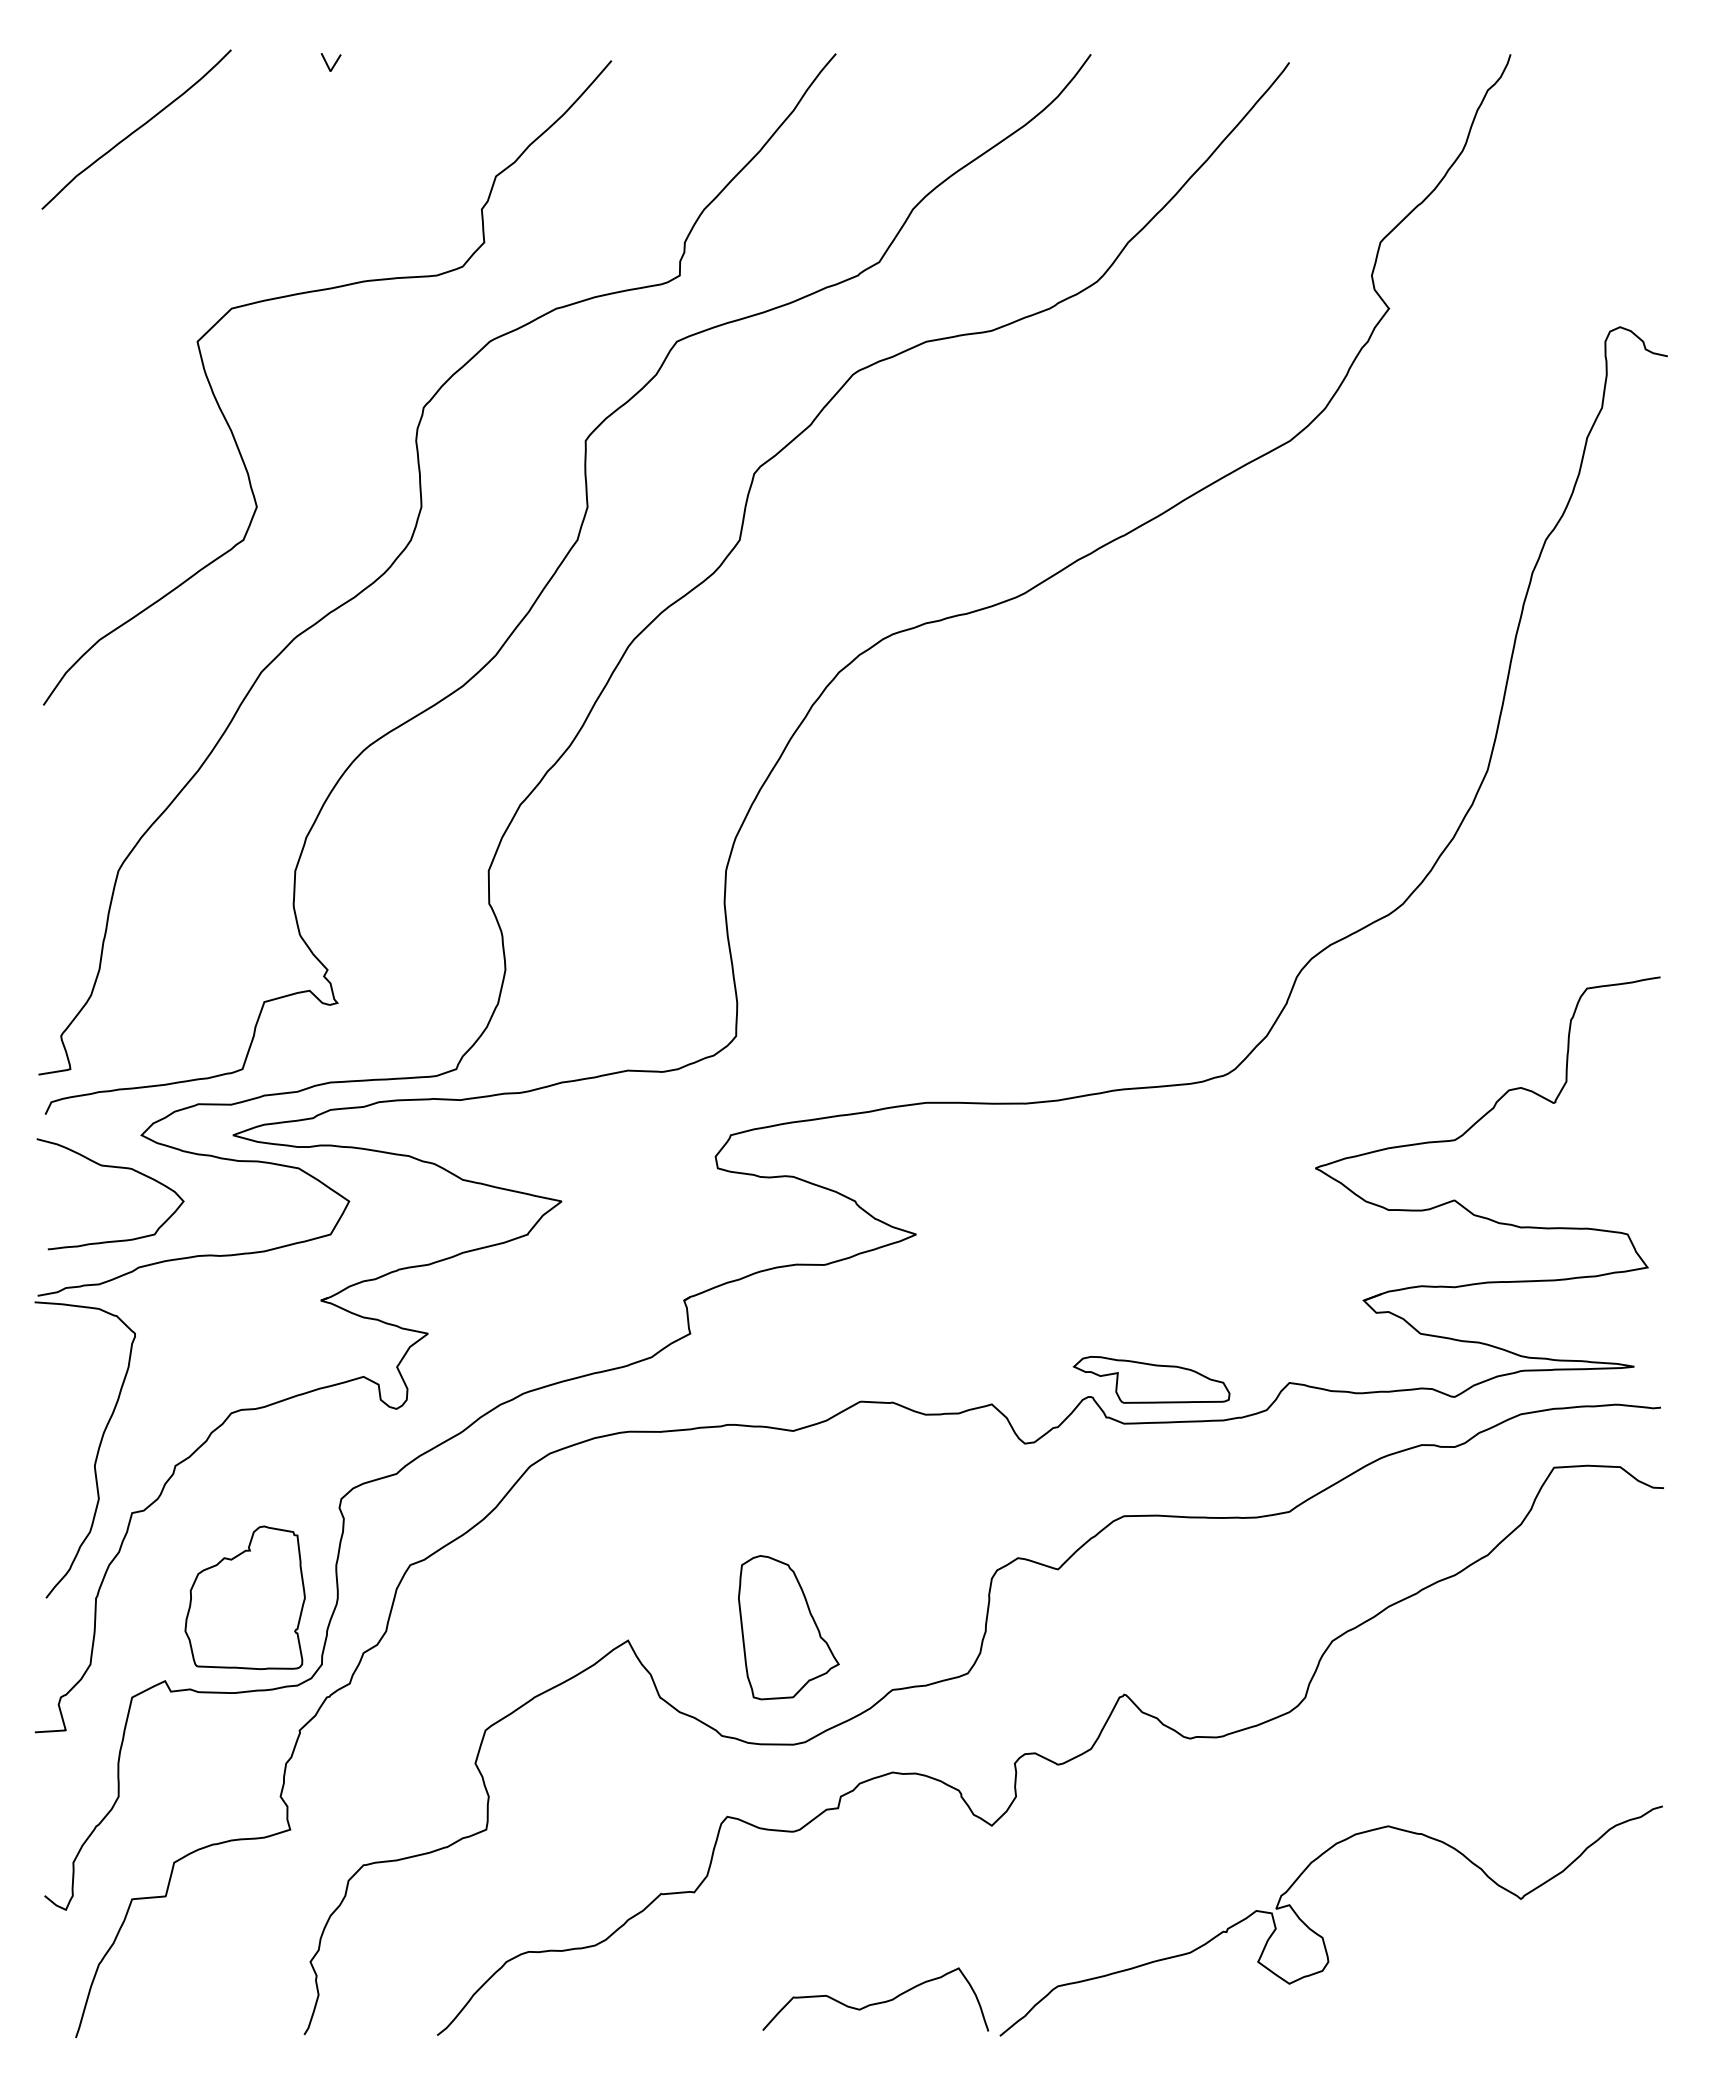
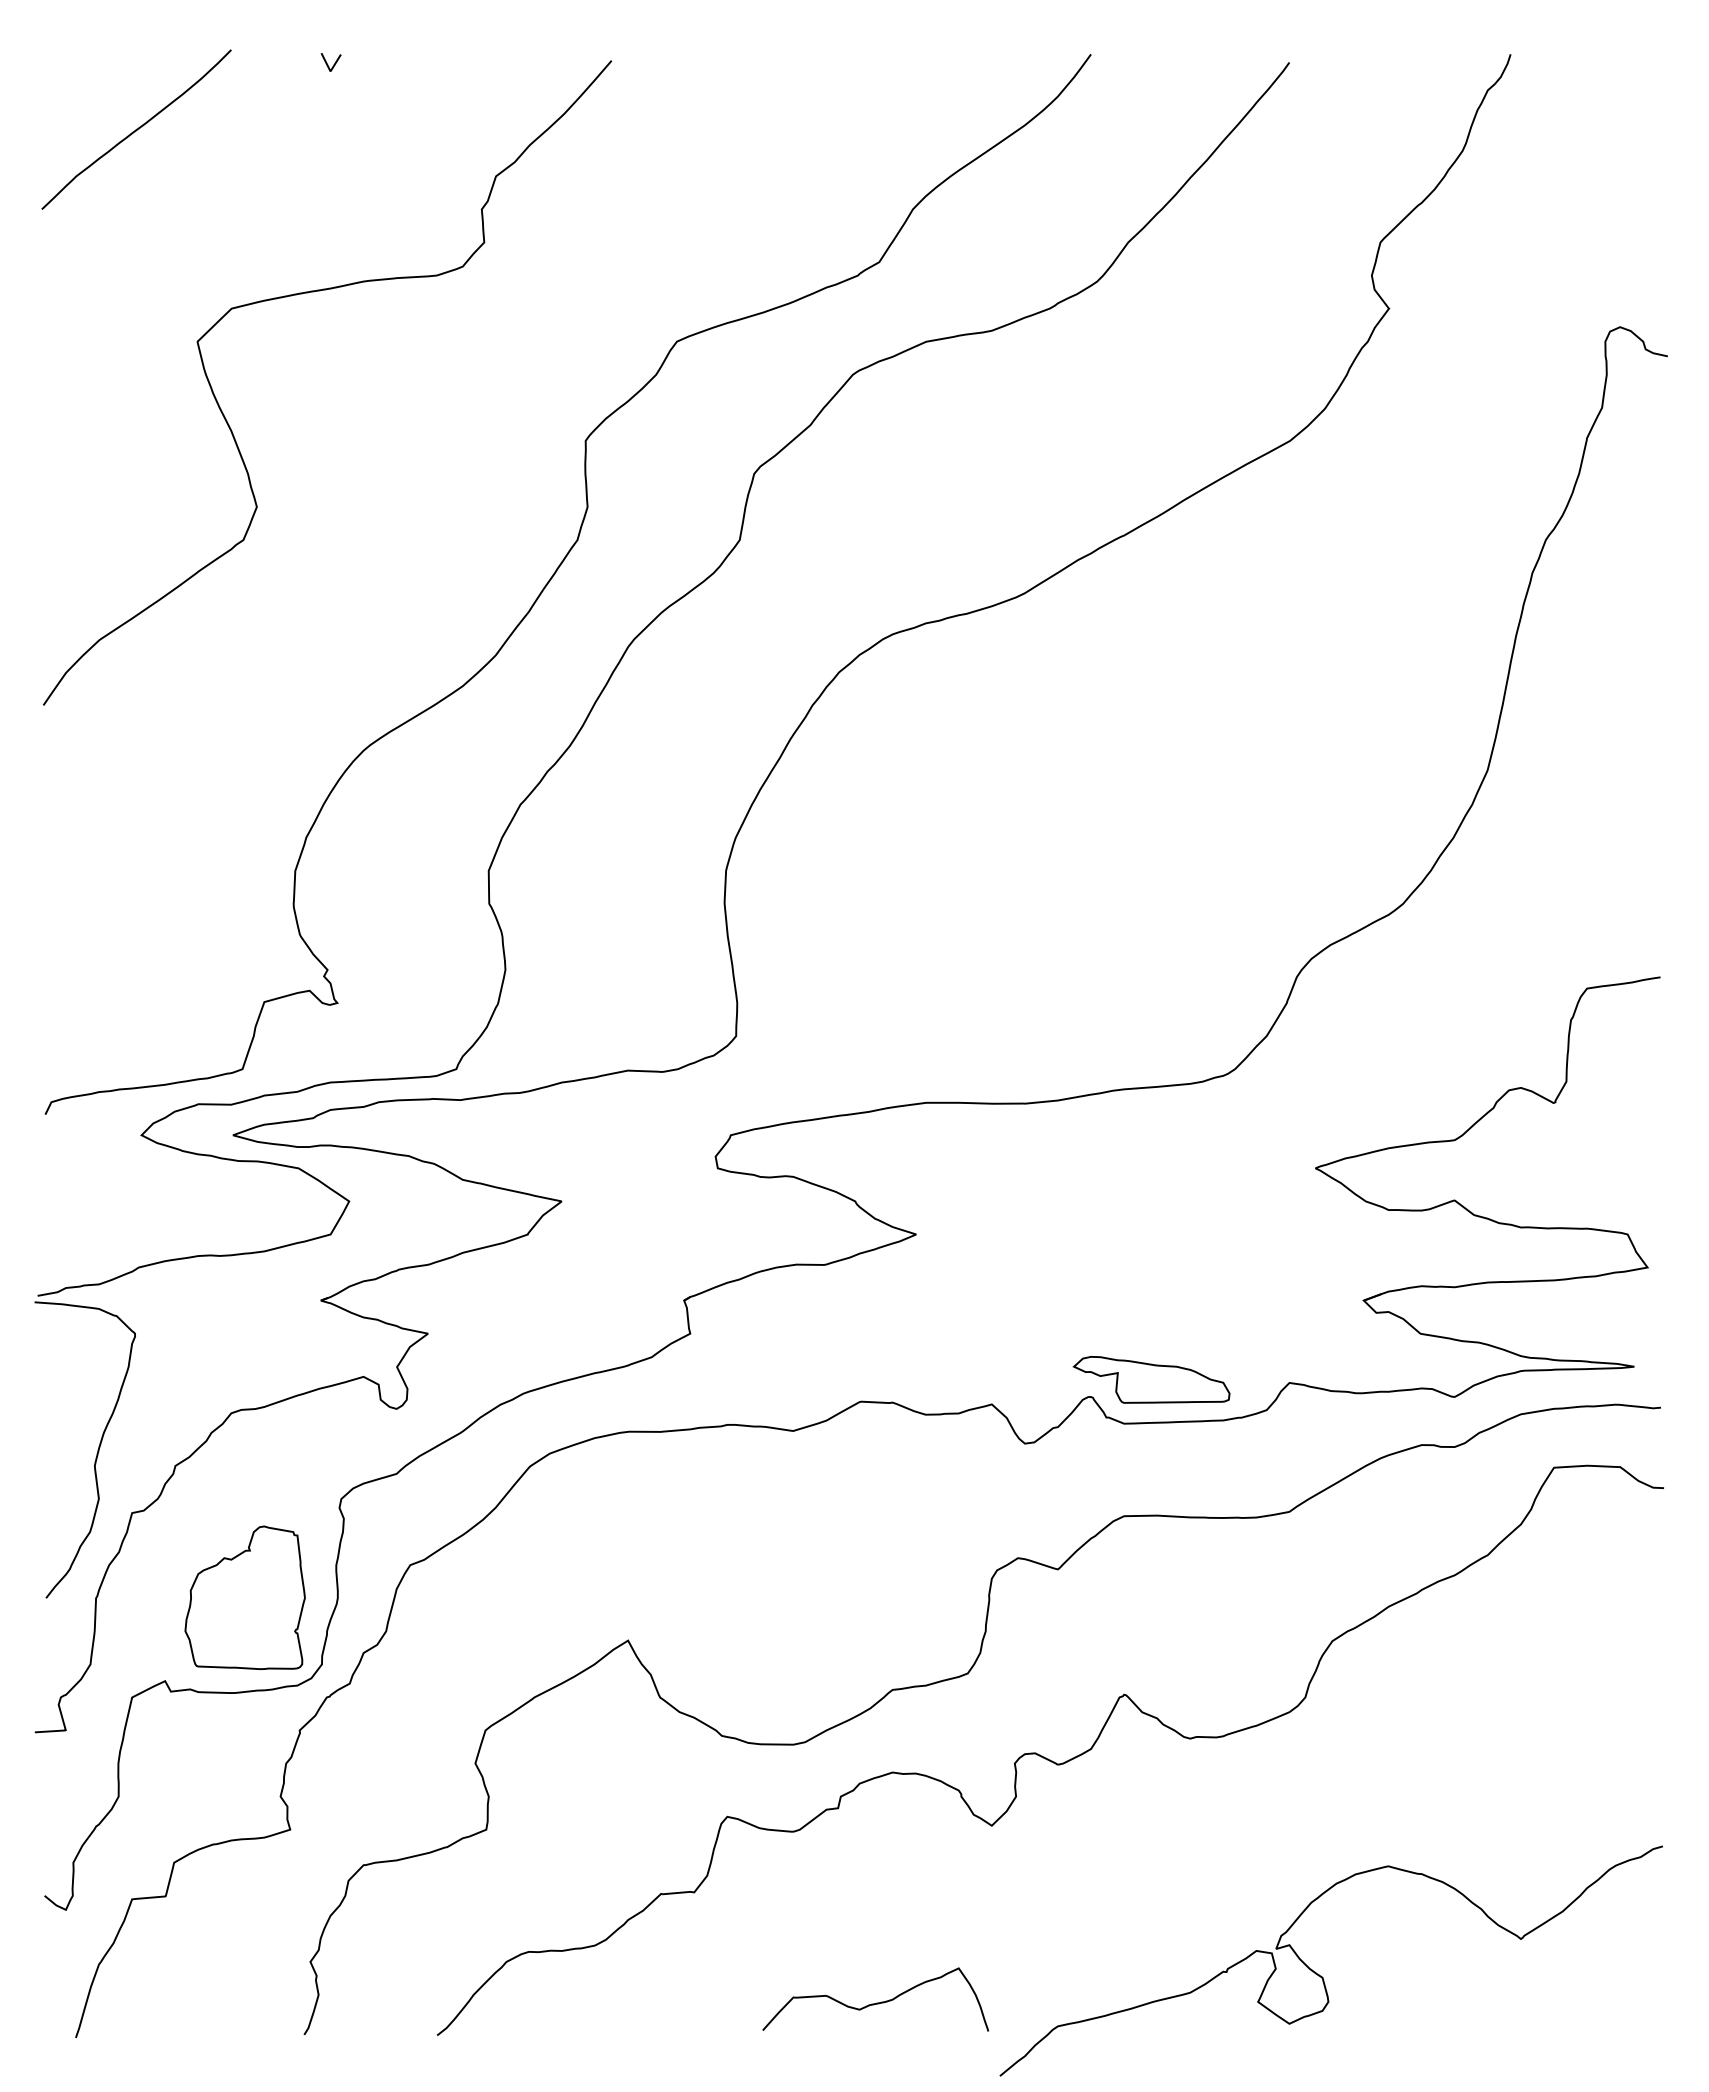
curve: present -> none (409, 544)
curve: present -> none (117, 1168)
part: present -> none (788, 1627)
curve position: (1321, 1935) -> (1321, 1975) (1321, 1975)
